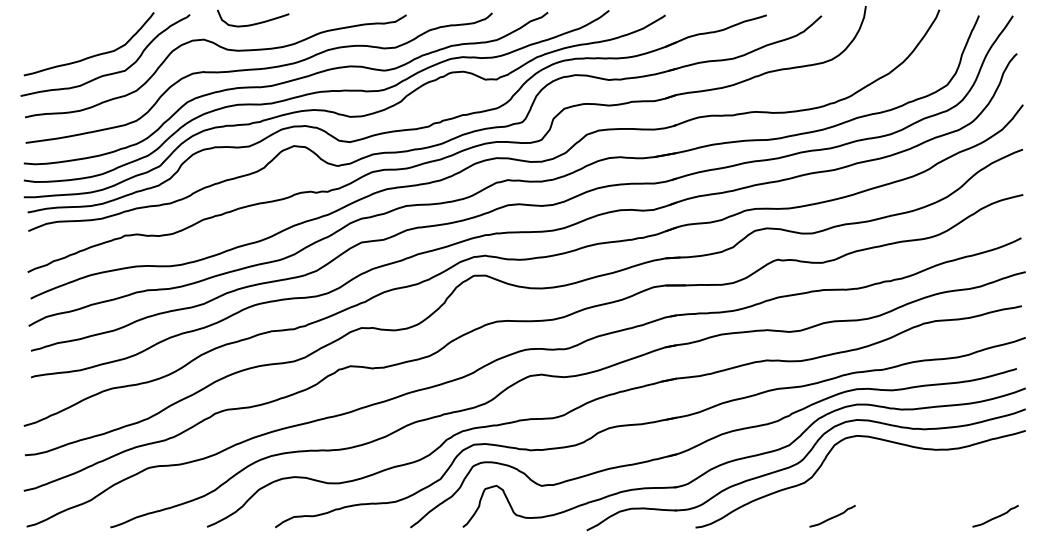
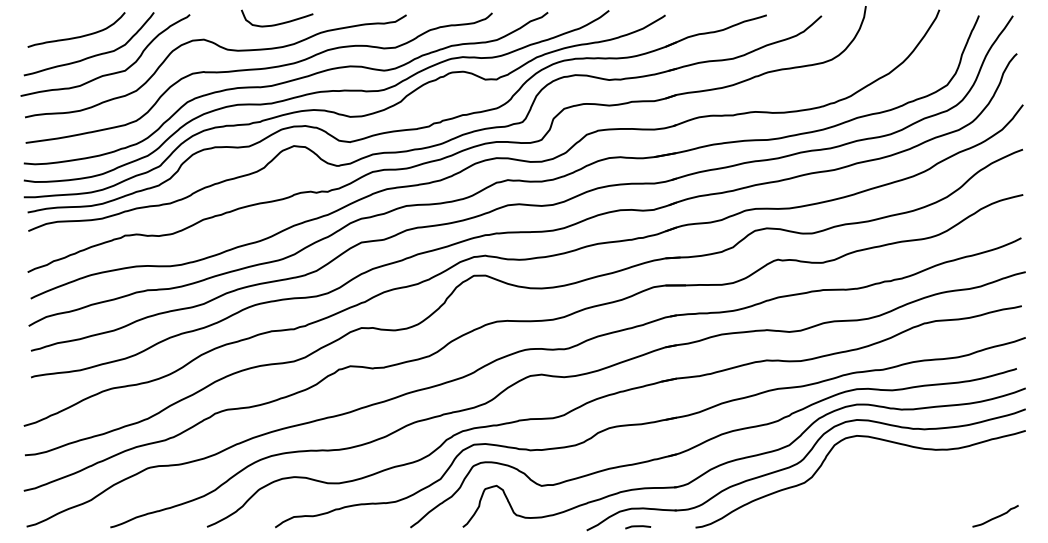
curve position: (253, 23) -> (277, 23) (277, 23)
curve: none -> present (76, 36)
curve: present -> none (832, 516)
line: none -> present (638, 527)
